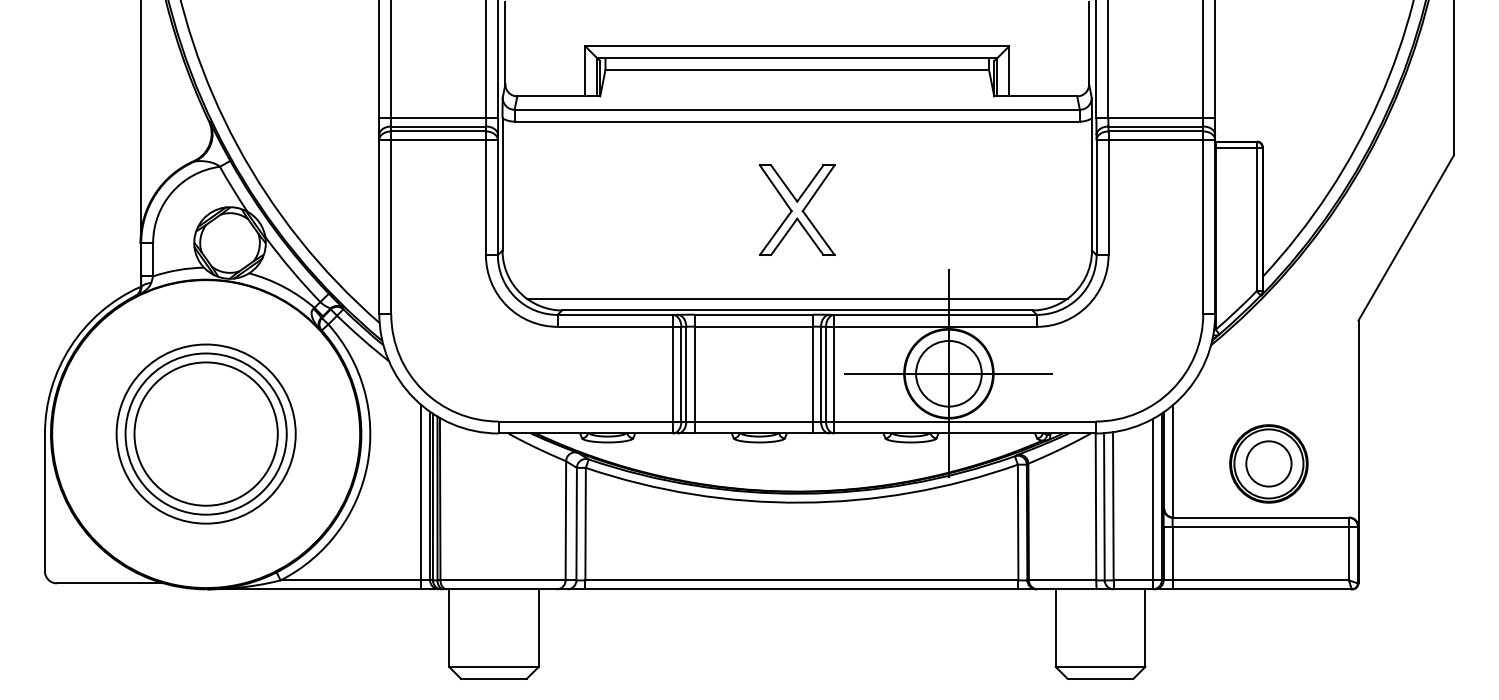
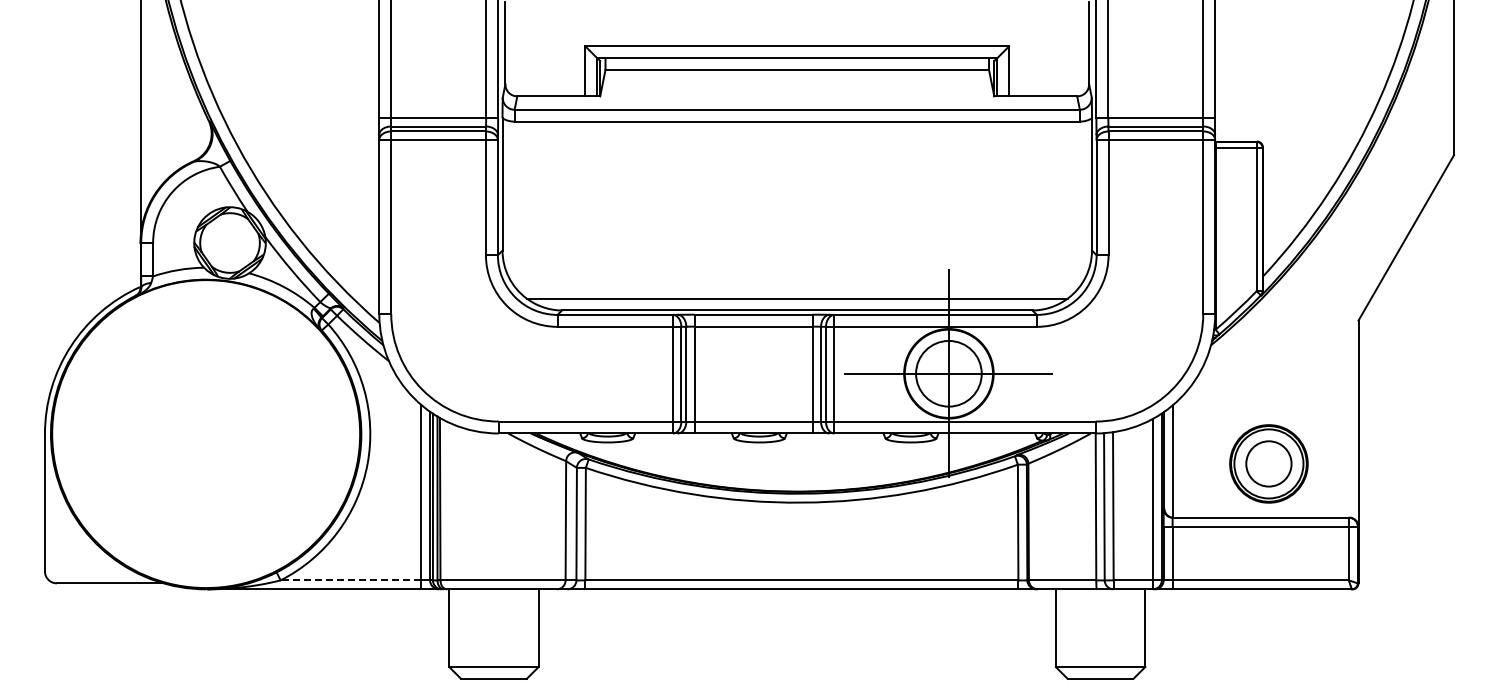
part: present -> none (796, 209)
part: present -> none (205, 433)
line: solid -> dashed (350, 580)
